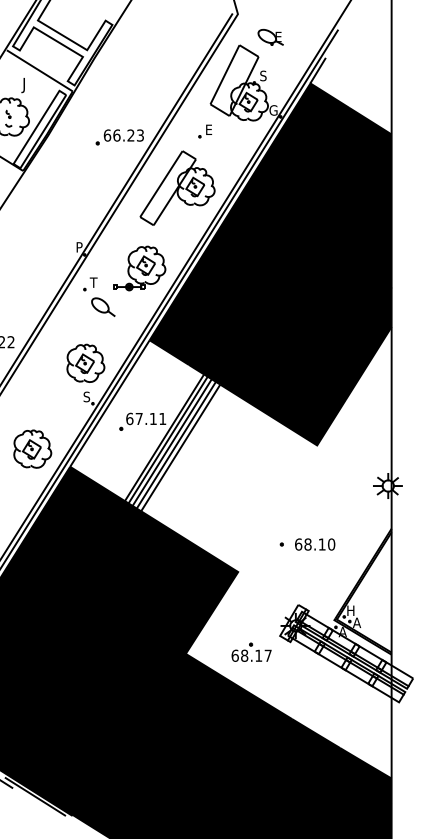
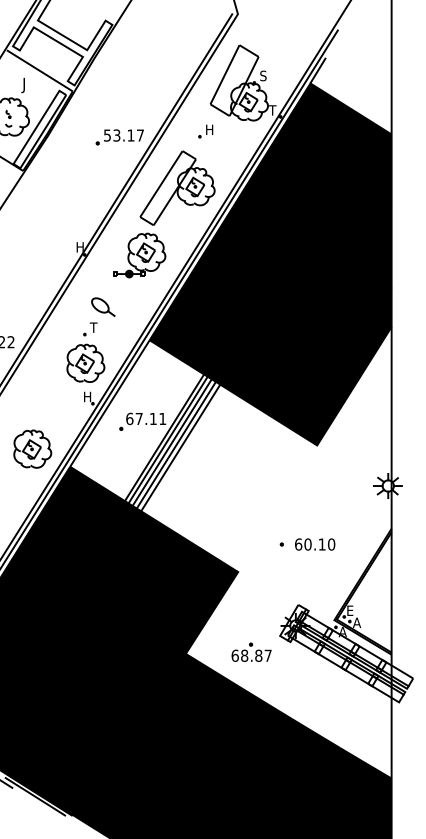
part: present -> none (270, 36)
text: G -> T (273, 110)
text: E -> H (210, 129)
text: 66.23 -> 53.17 (123, 135)
text: P -> H (80, 247)
part position: (139, 268) -> (139, 255) (139, 255)
part position: (90, 284) -> (90, 329) (90, 329)
text: S -> H (87, 396)
text: 68.10 -> 60.10 (307, 544)
text: H -> E (351, 610)
text: 68.17 -> 68.87 (258, 655)
